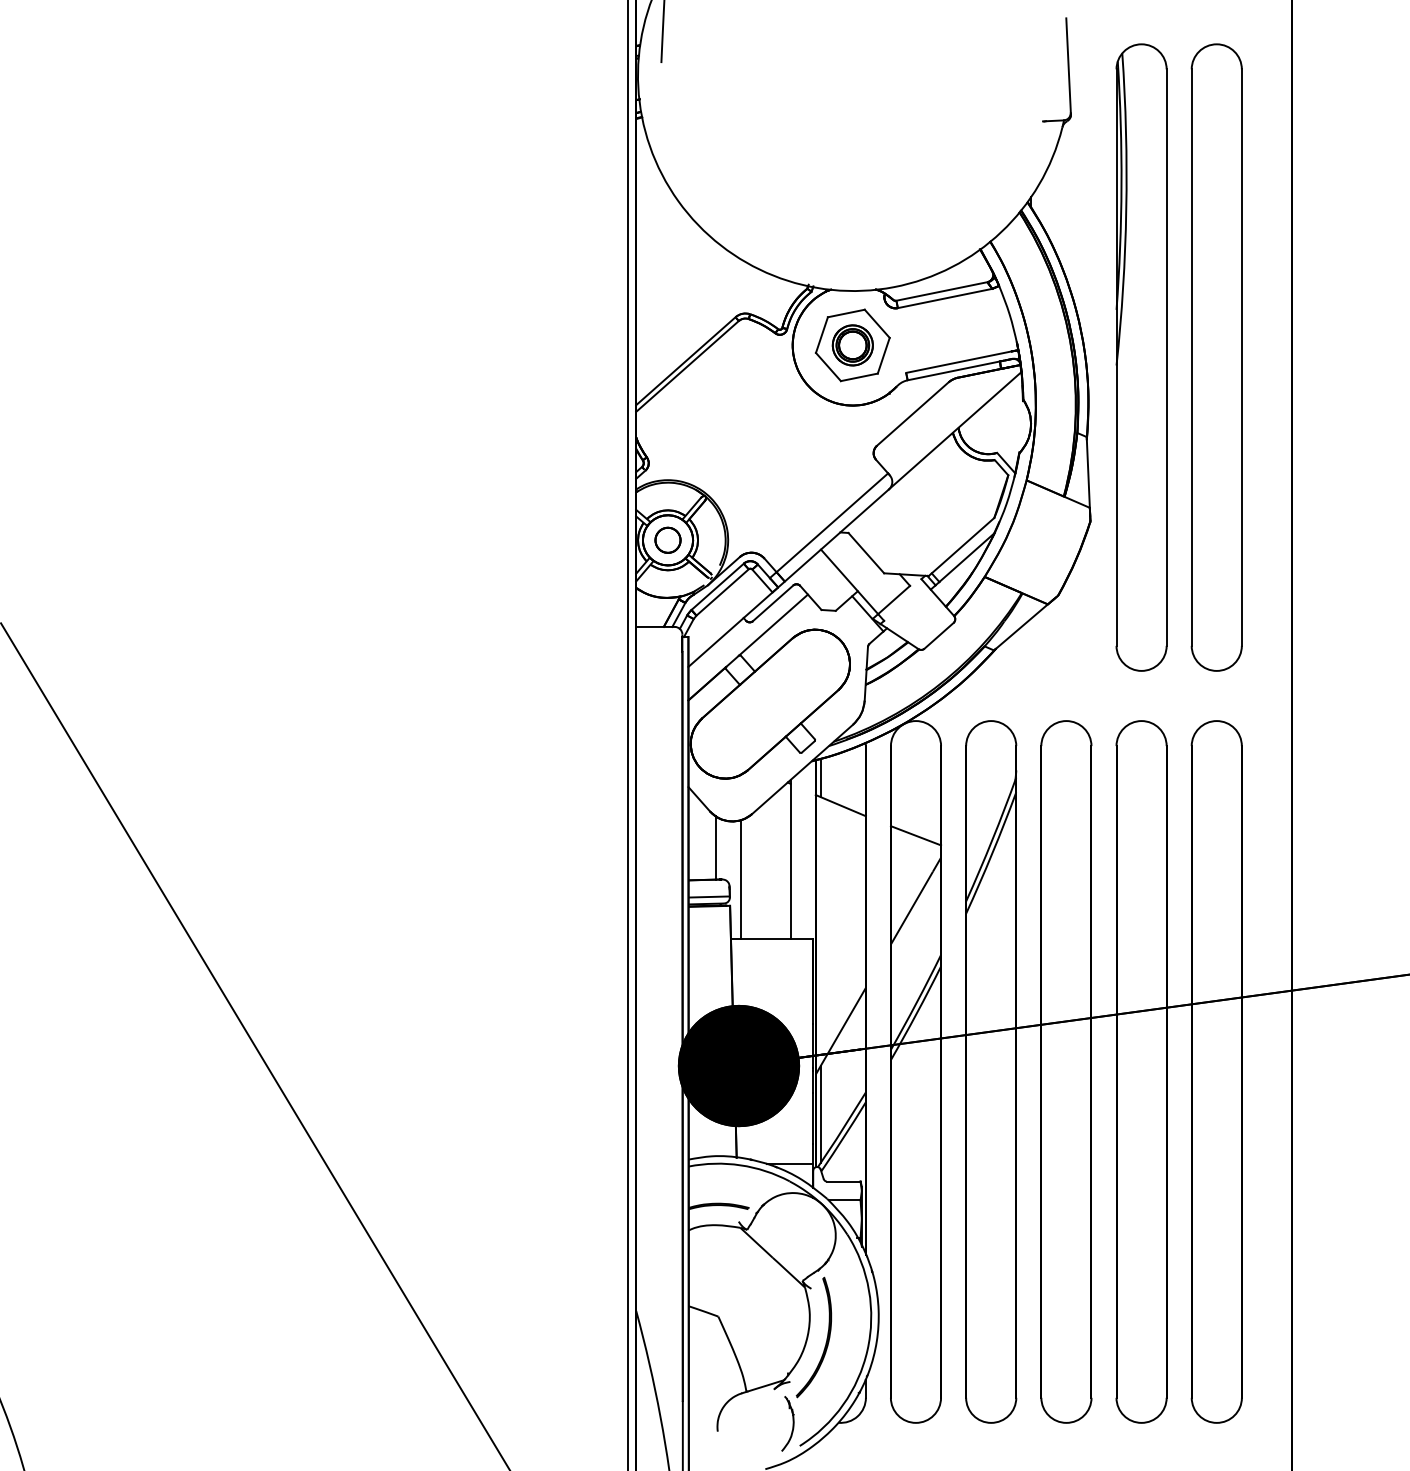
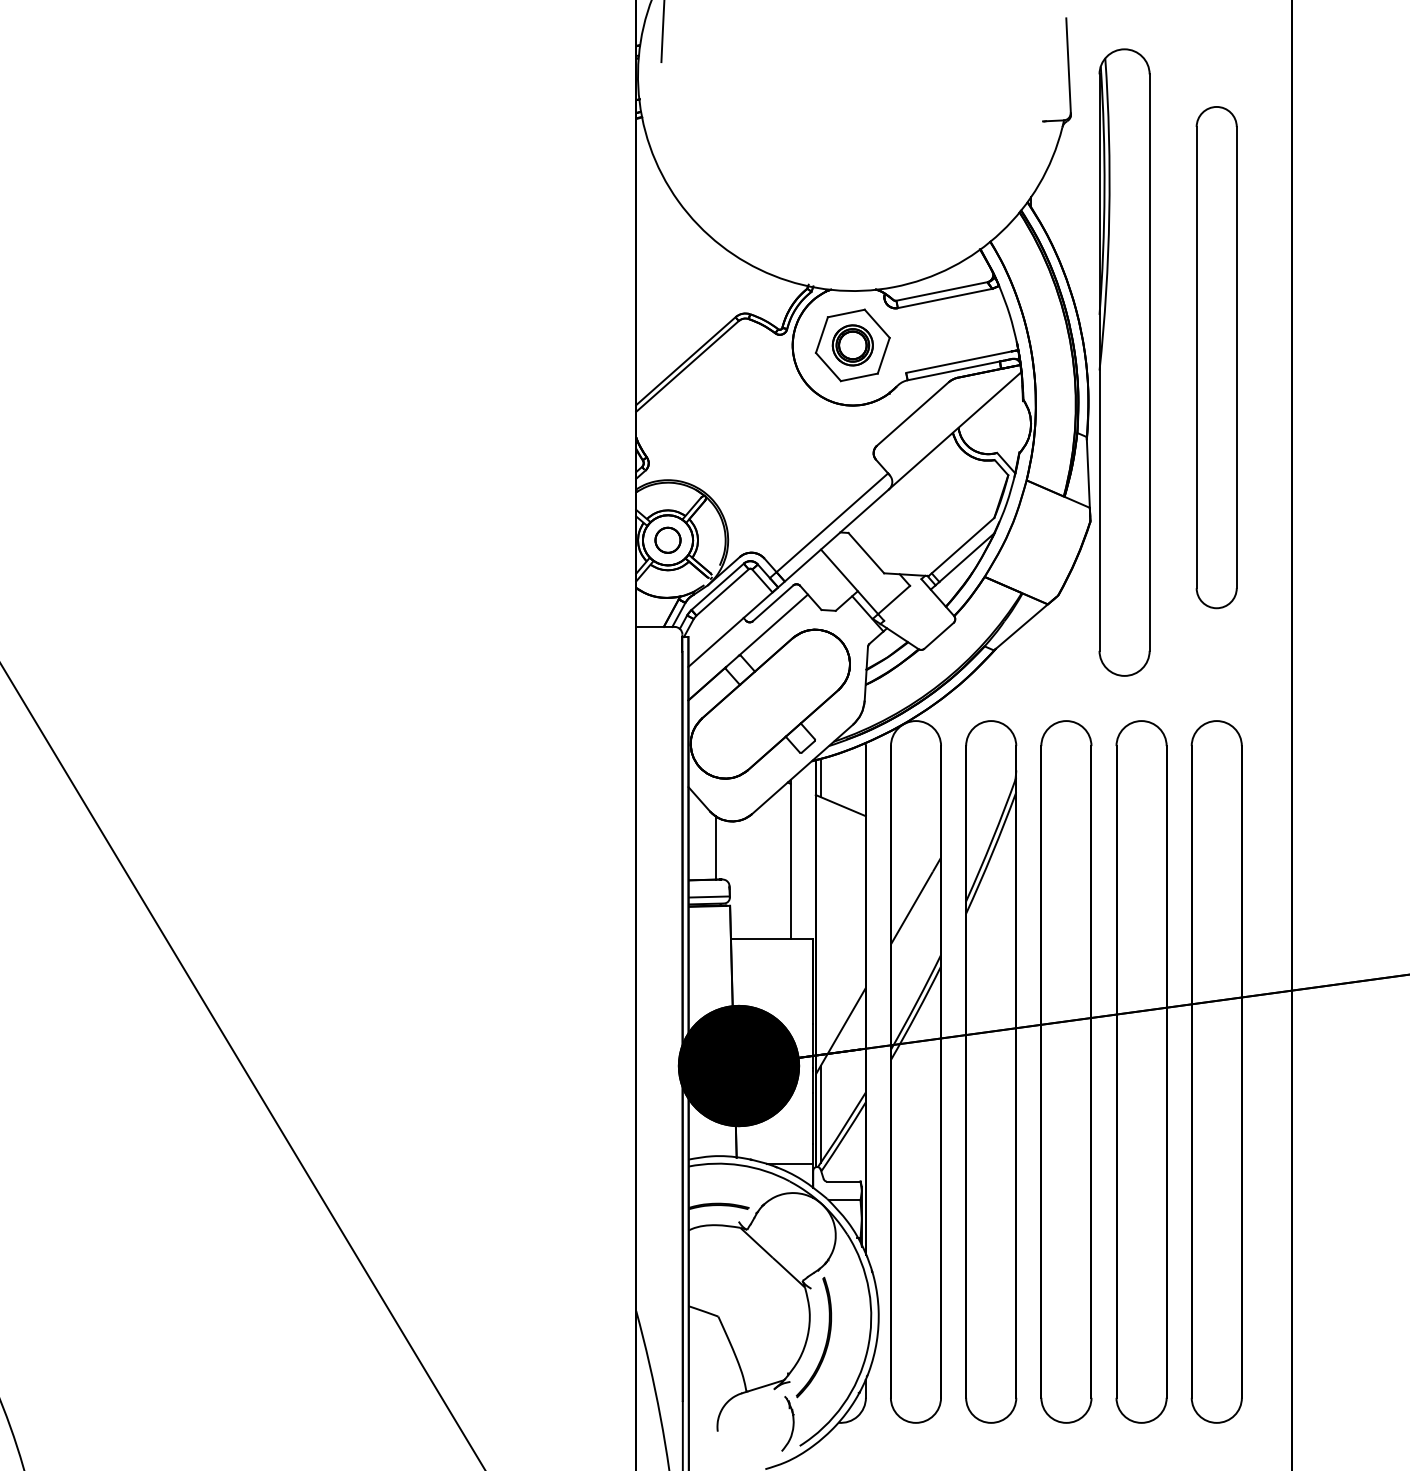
part position: (1141, 357) -> (1124, 362) (1124, 362)
part size: 53x629 px -> 43x504 px (1216, 357)
line: present -> none (628, 734)
line: present -> none (915, 835)
line: present -> none (740, 879)
line position: (255, 1046) -> (242, 1066) (242, 1066)
